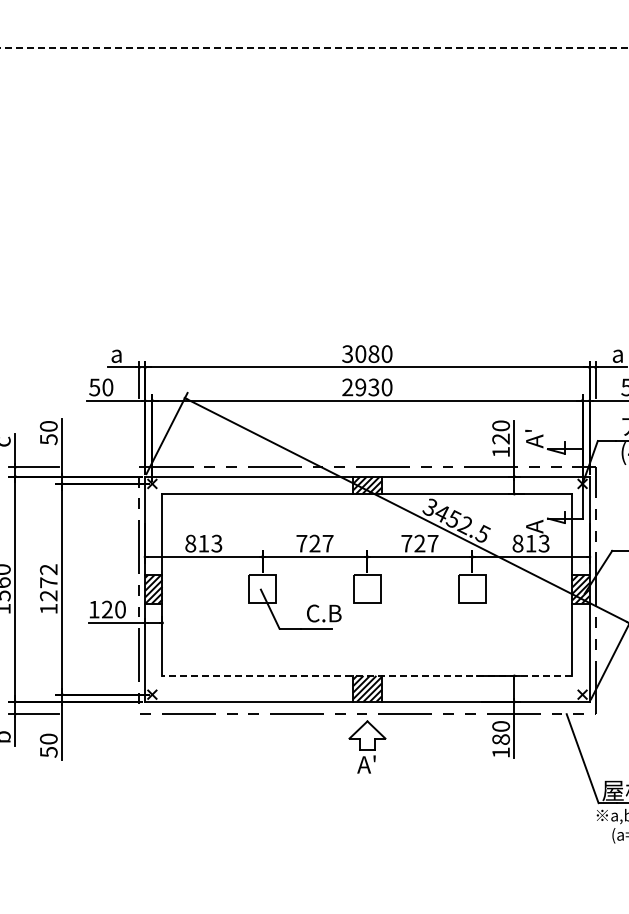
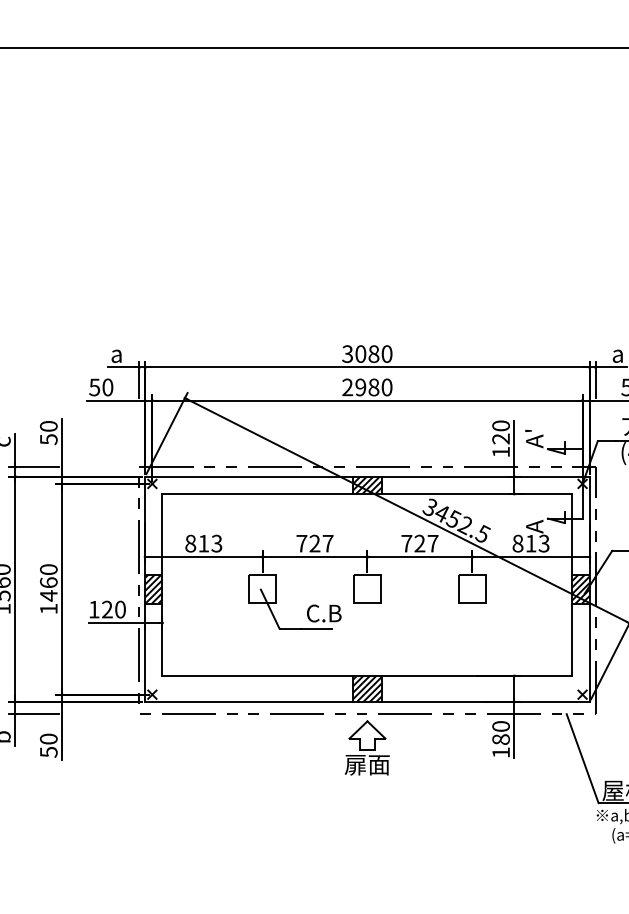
line: dashed -> solid (314, 48)
text: 2930 -> 2980 (373, 387)
text: 1272 -> 1460 (48, 582)
line: dashed -> solid (367, 675)
text: A' -> 扉面 (366, 765)
